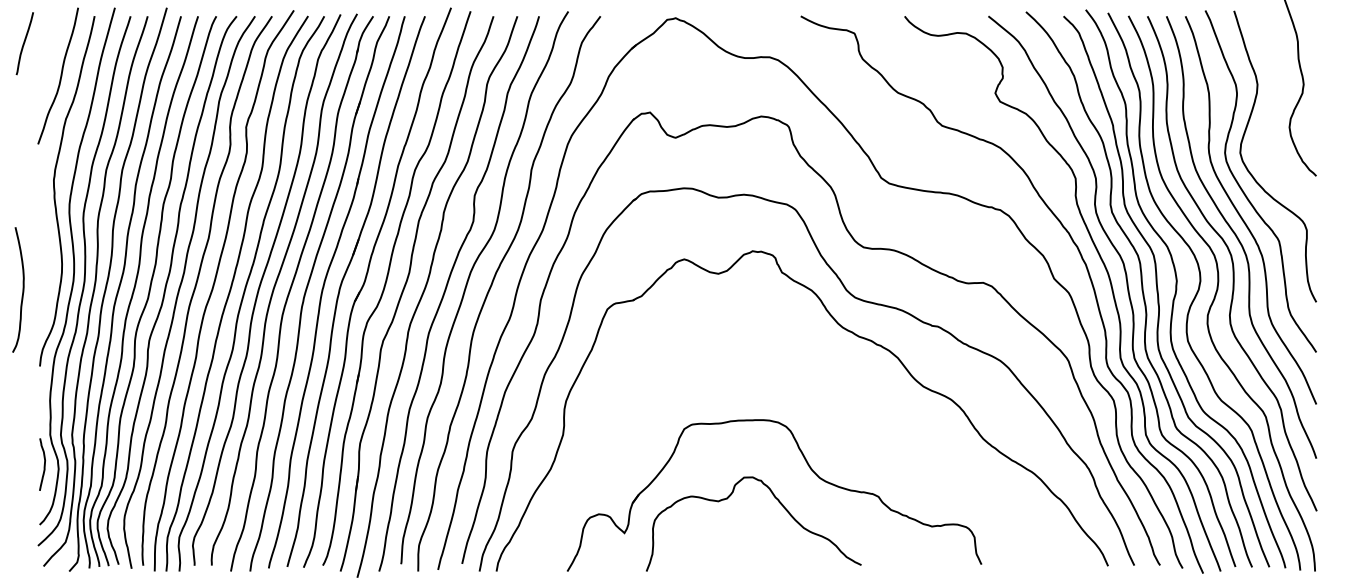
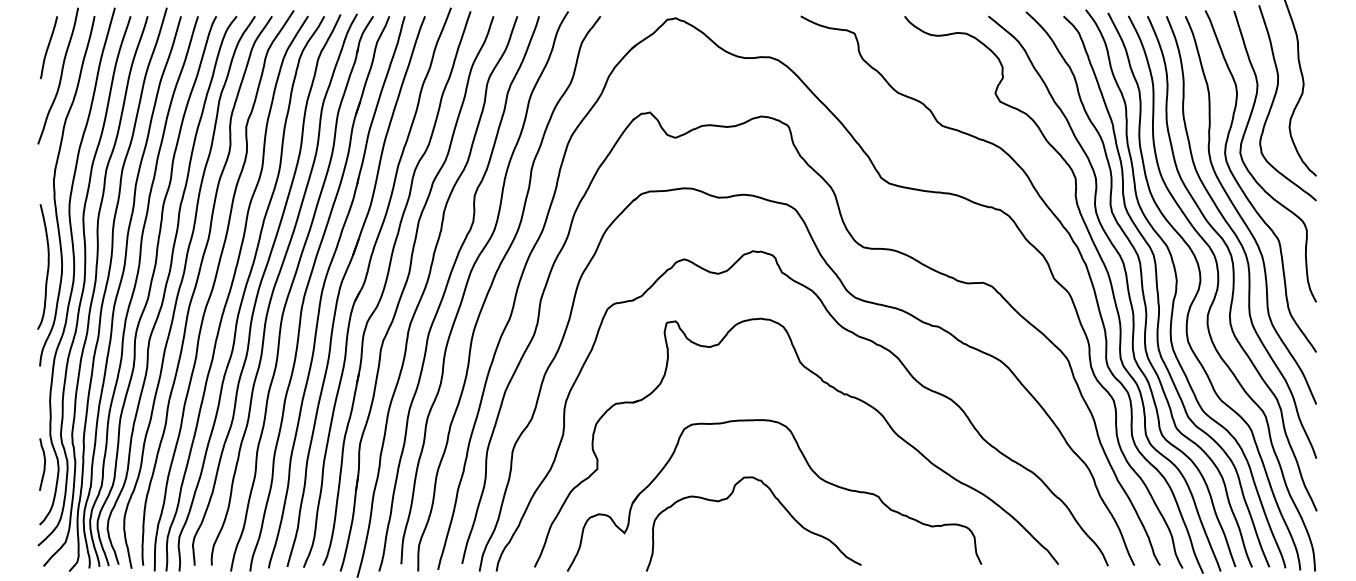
curve position: (24, 43) -> (48, 47) (48, 47)
curve: none -> present (1274, 100)
curve position: (22, 289) -> (47, 266) (47, 266)
part: none -> present (830, 387)
